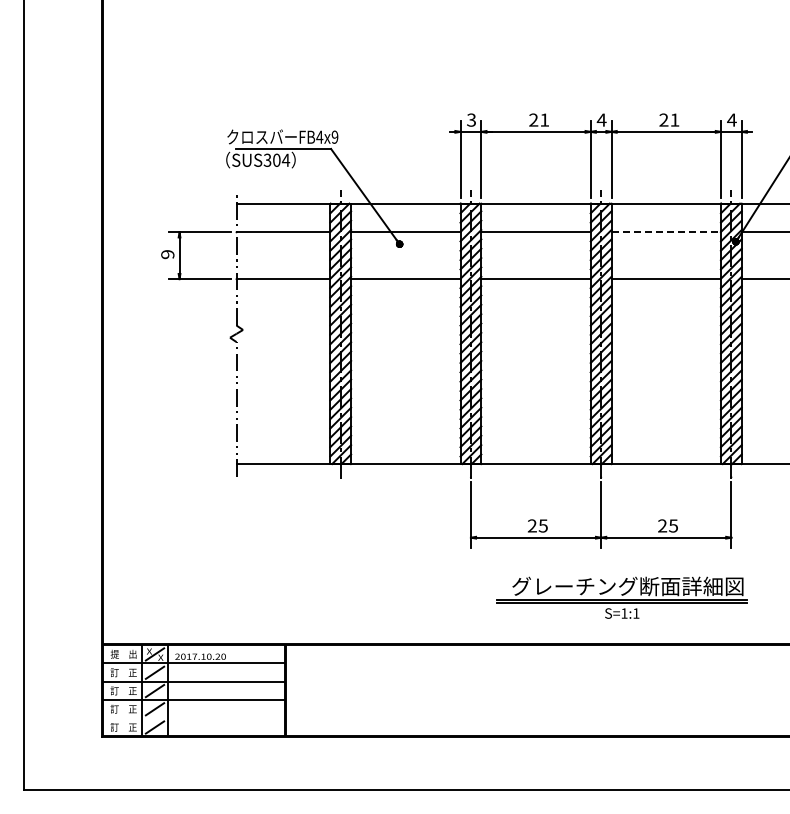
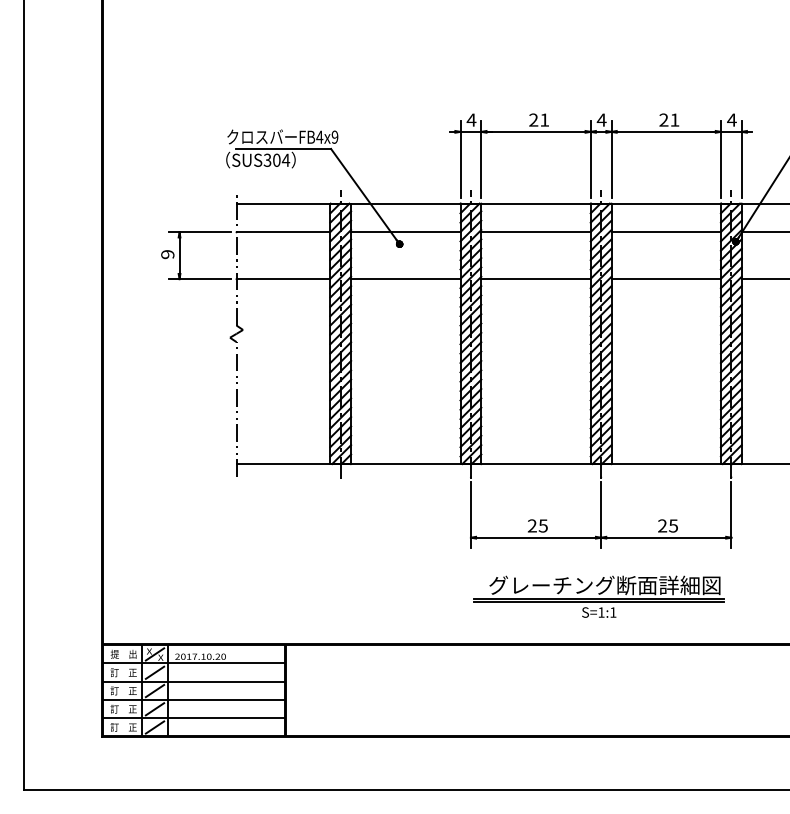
text: 3 -> 4 (471, 119)
line: dashed -> solid (666, 232)
part position: (621, 597) -> (598, 596) (598, 596)
line: none -> present (193, 717)
